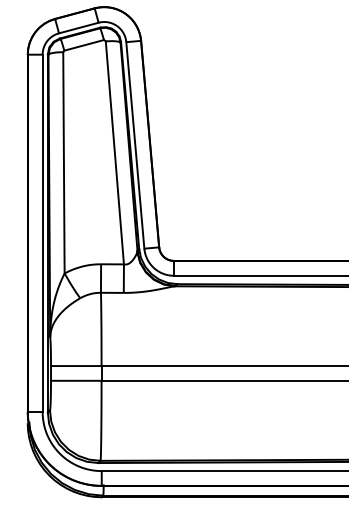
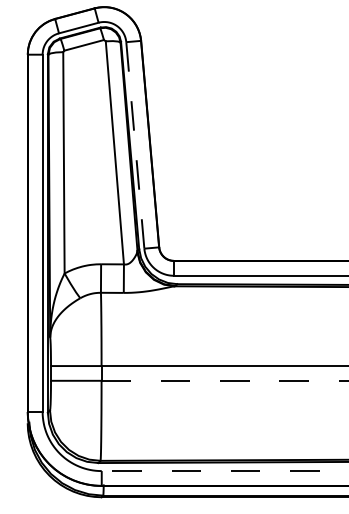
line: solid -> dashed (135, 145)
line: solid -> dashed (225, 380)
line: solid -> dashed (224, 471)
